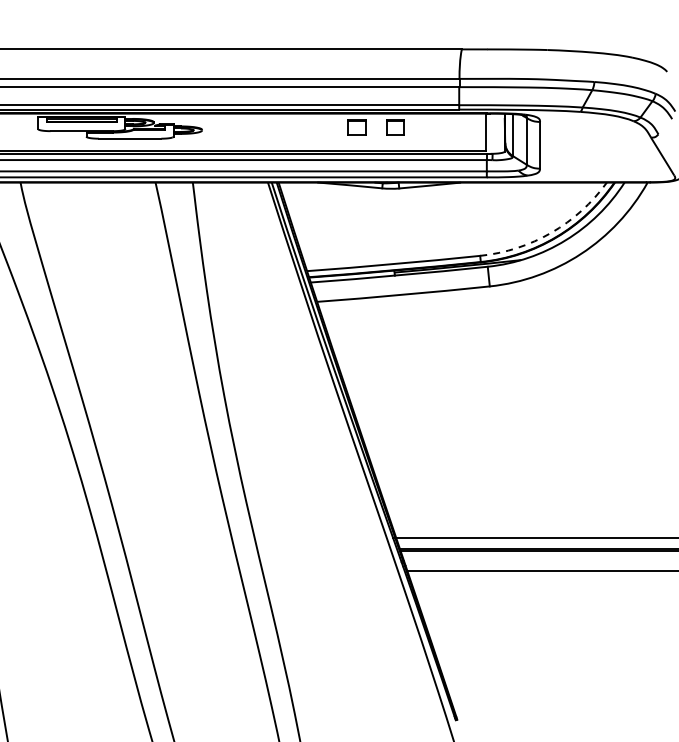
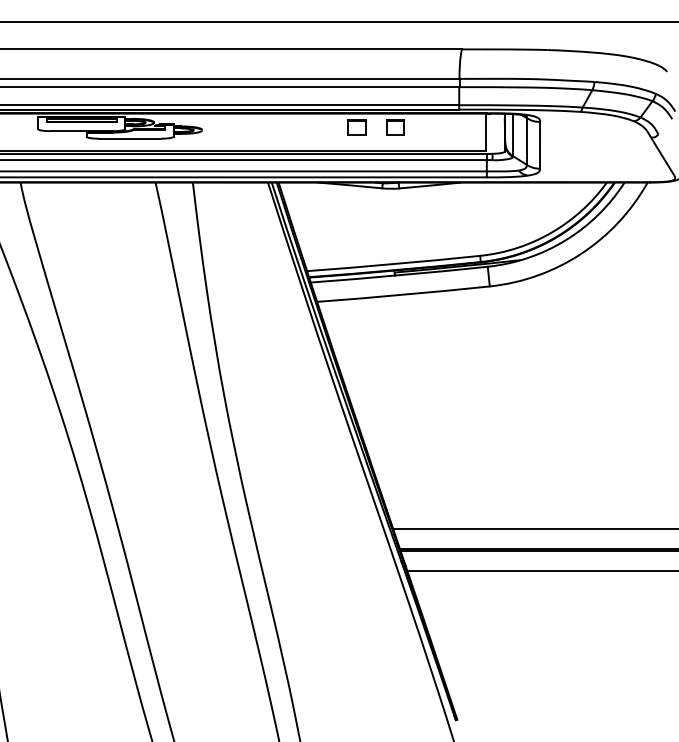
line: none -> present (338, 22)
arc: dashed -> solid (551, 232)
line position: (534, 538) -> (534, 529) (534, 529)
